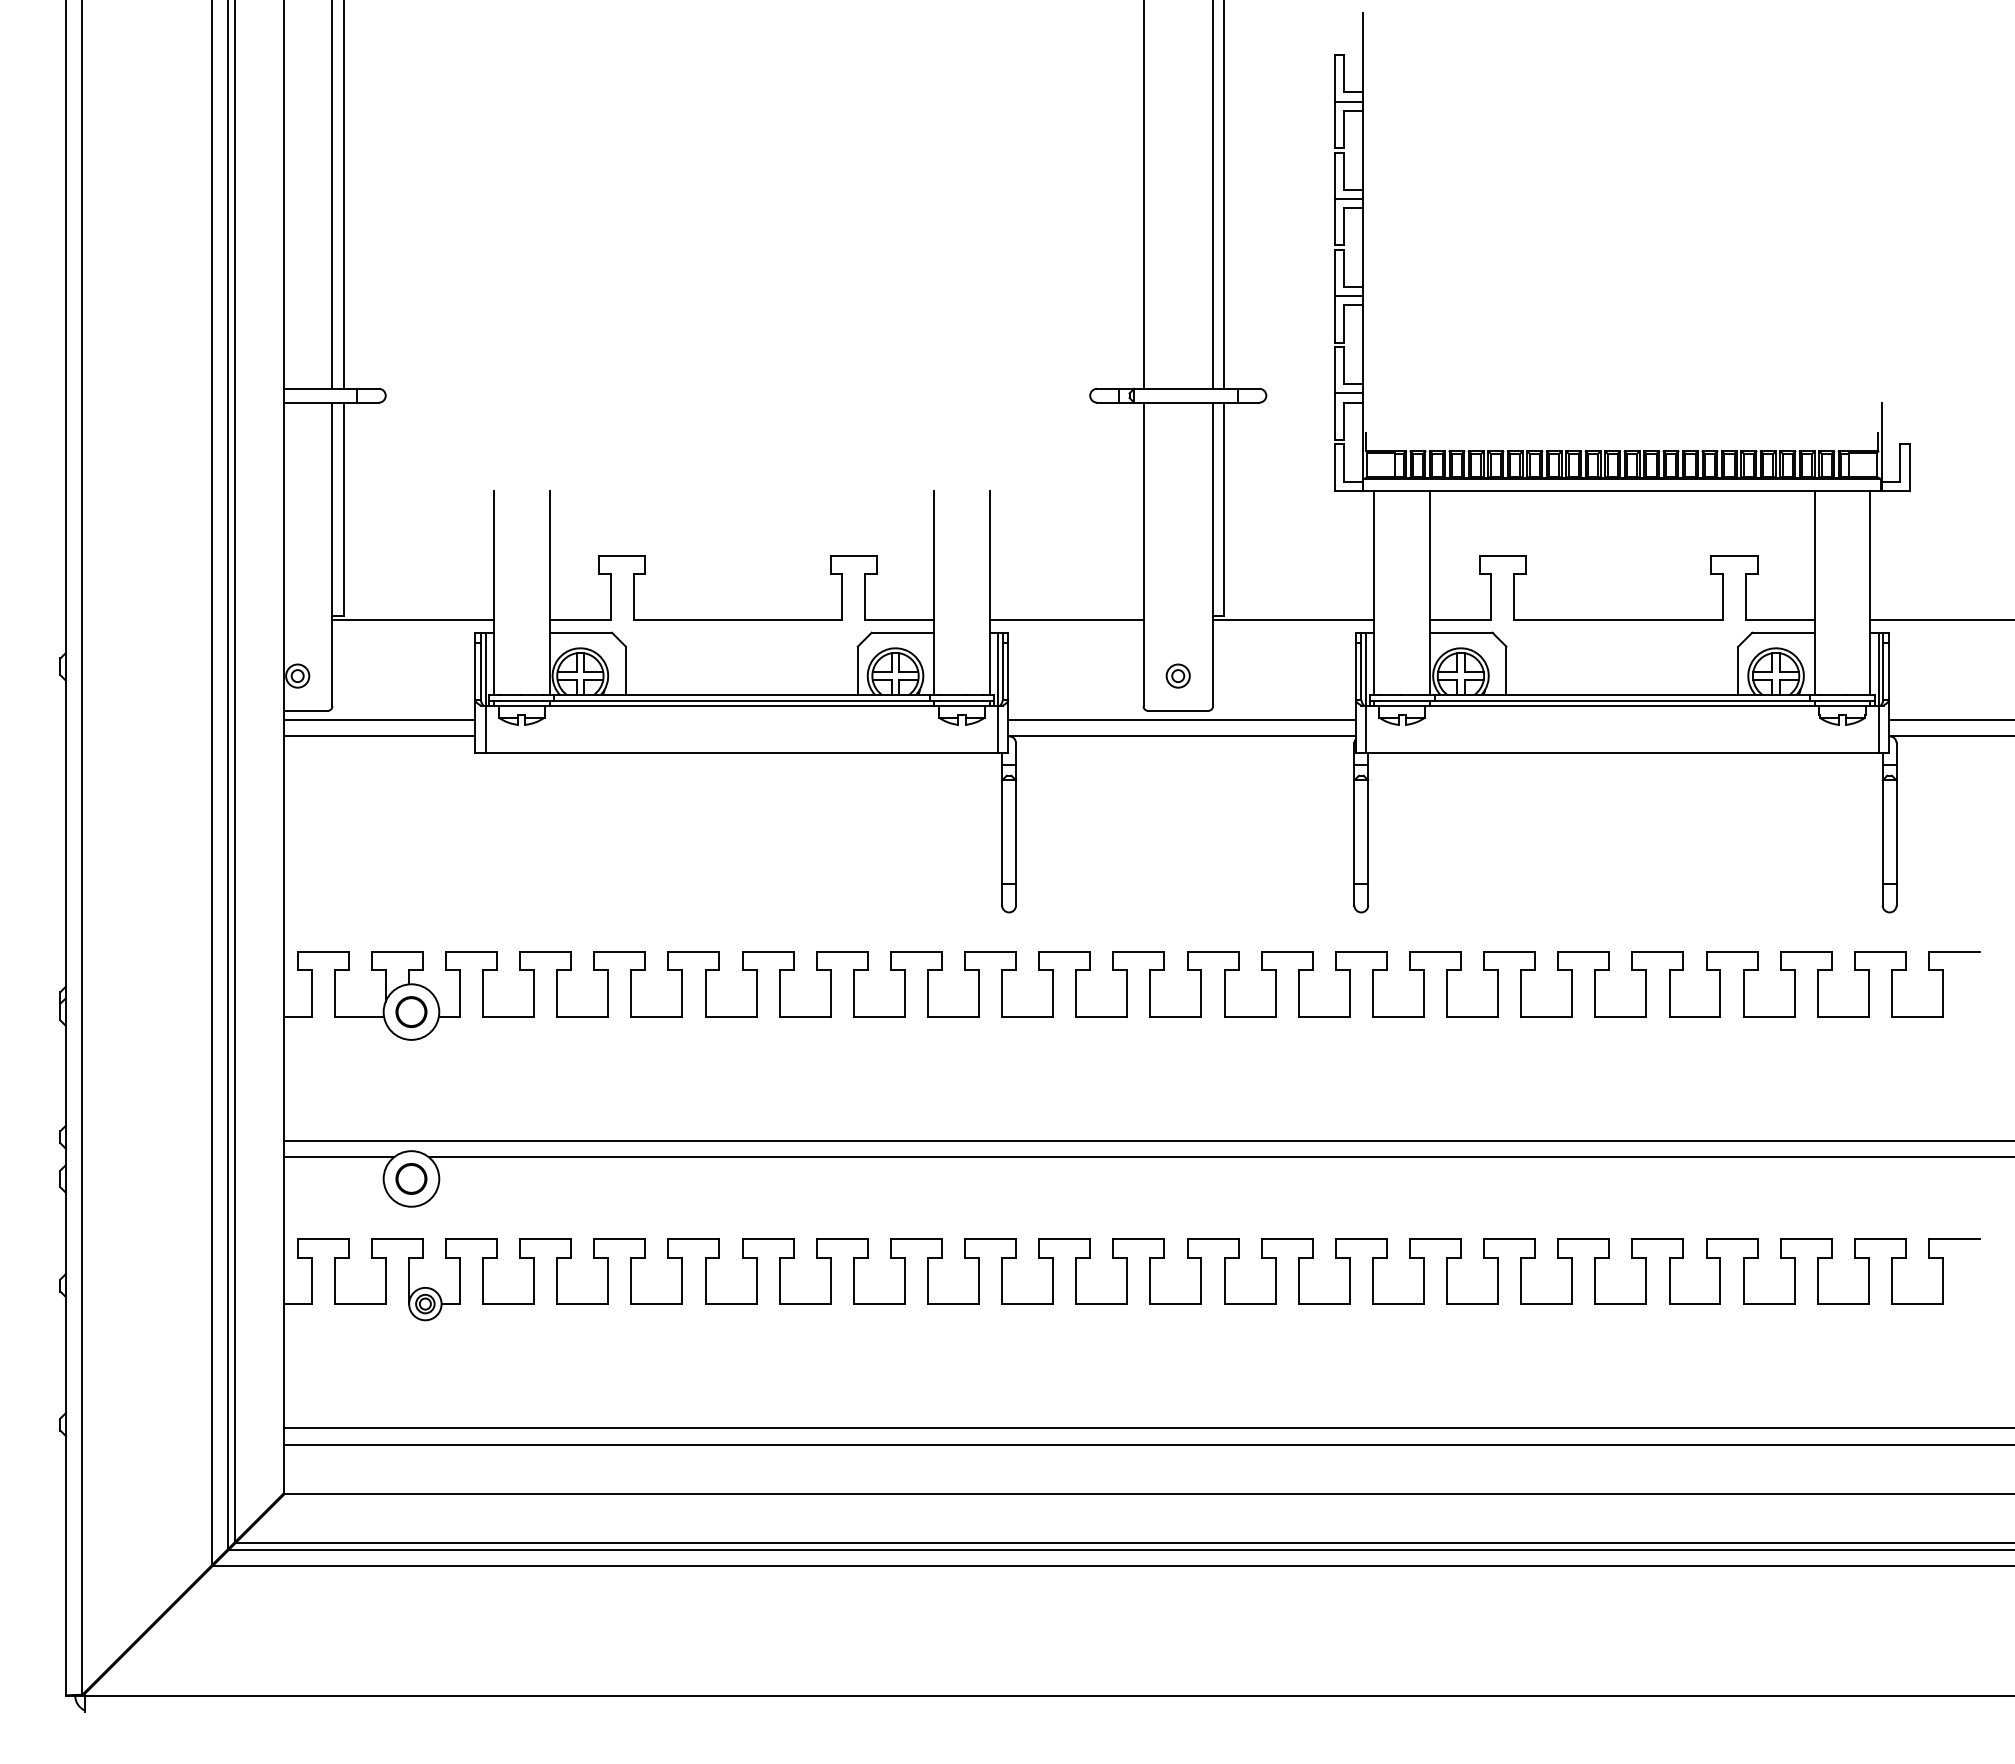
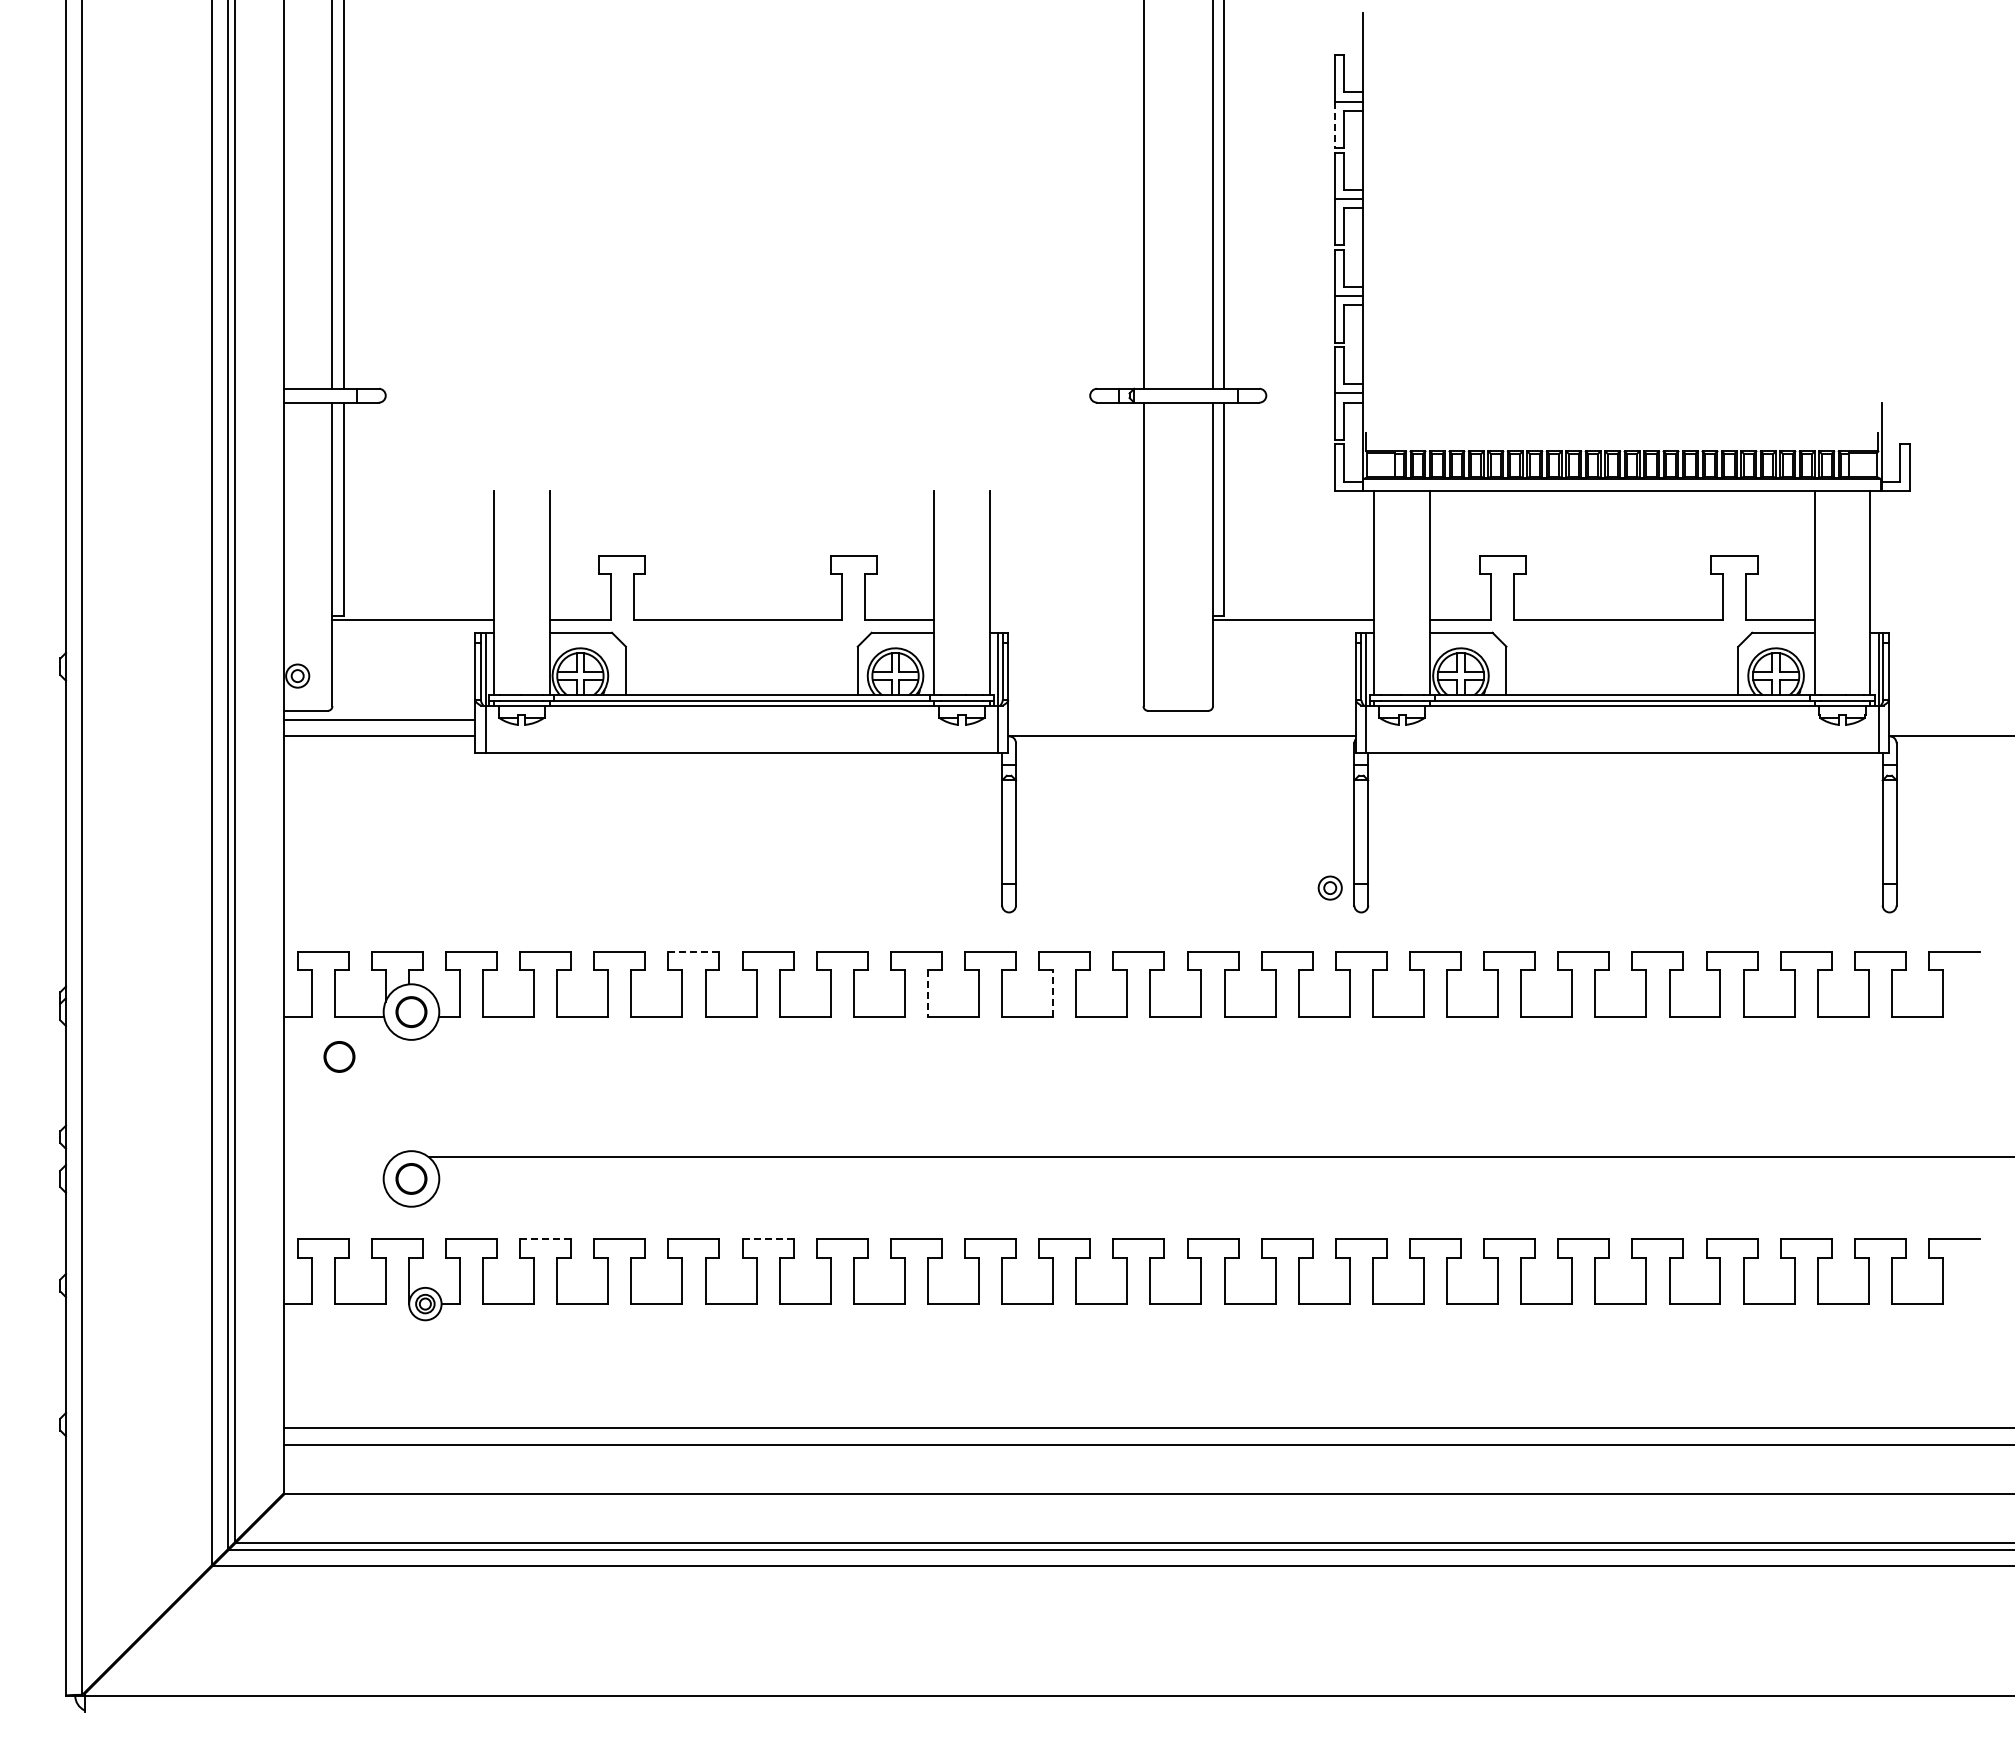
line: solid -> dashed (1335, 125)
line: present -> none (1066, 620)
line: present -> none (1940, 620)
part position: (1177, 675) -> (1329, 887) (1329, 887)
line: present -> none (1181, 720)
line: present -> none (1949, 720)
line: solid -> dashed (693, 951)
line: solid -> dashed (1053, 993)
line: solid -> dashed (927, 994)
circle: none -> present (339, 1056)
line: present -> none (1147, 1141)
line: present -> none (338, 1157)
line: solid -> dashed (545, 1239)
line: solid -> dashed (767, 1239)
